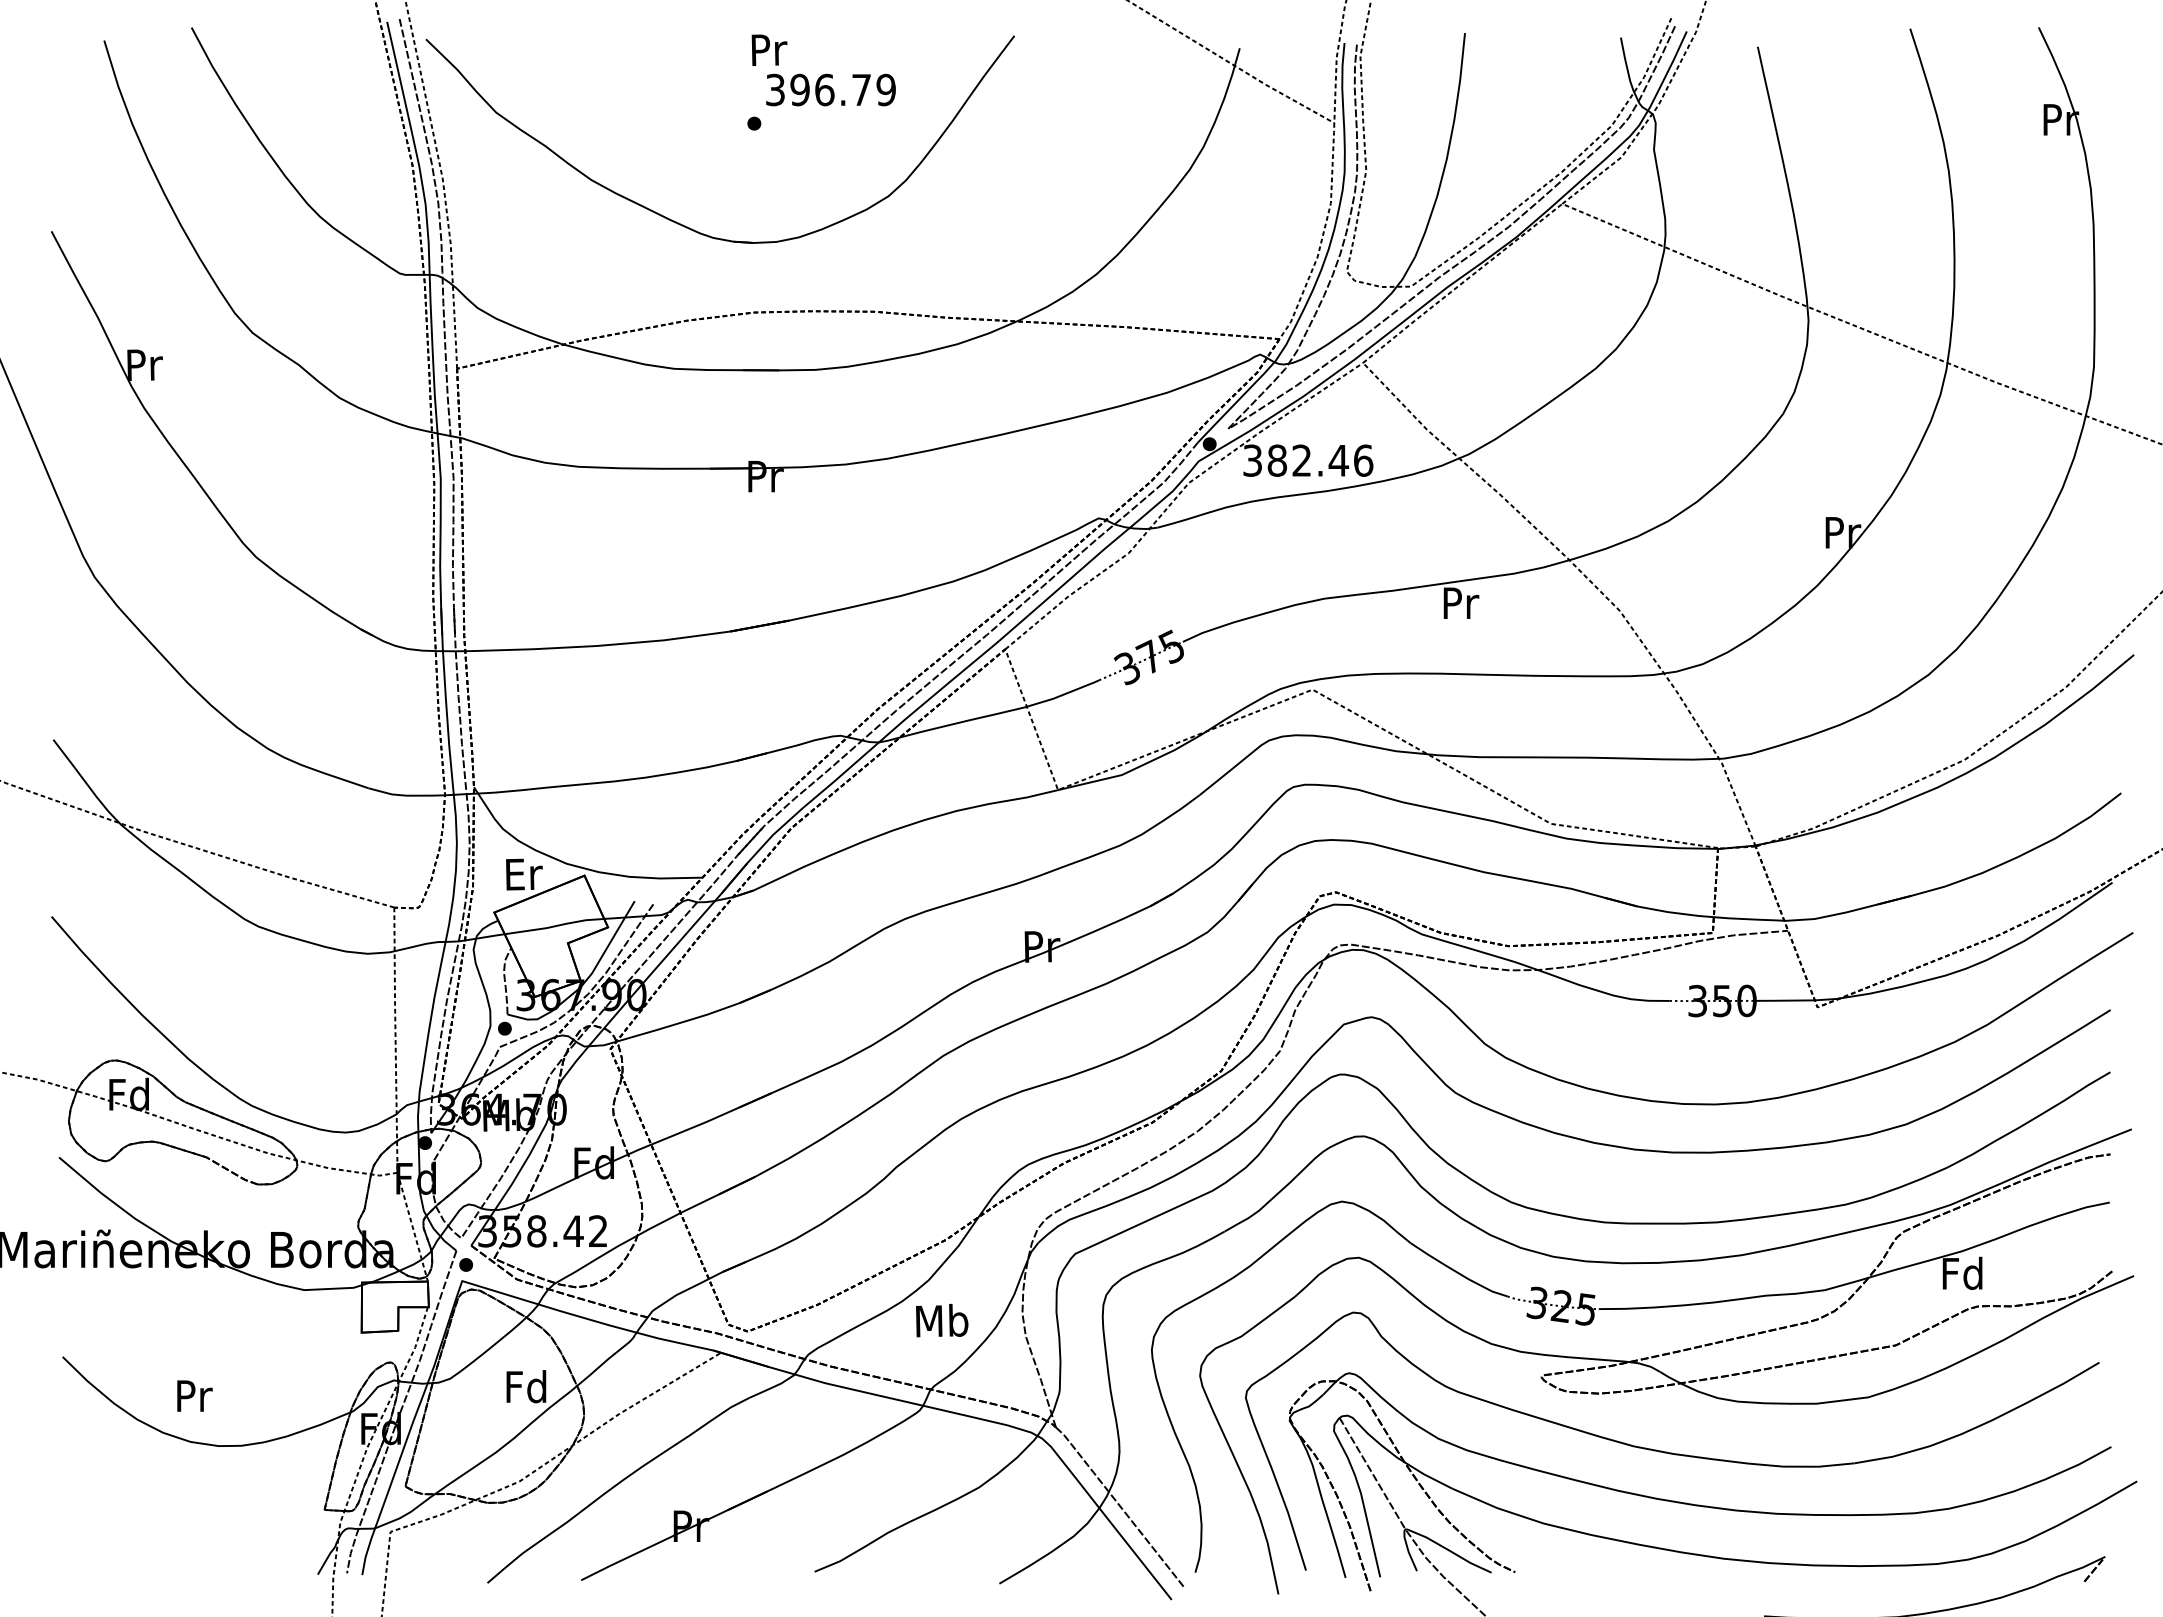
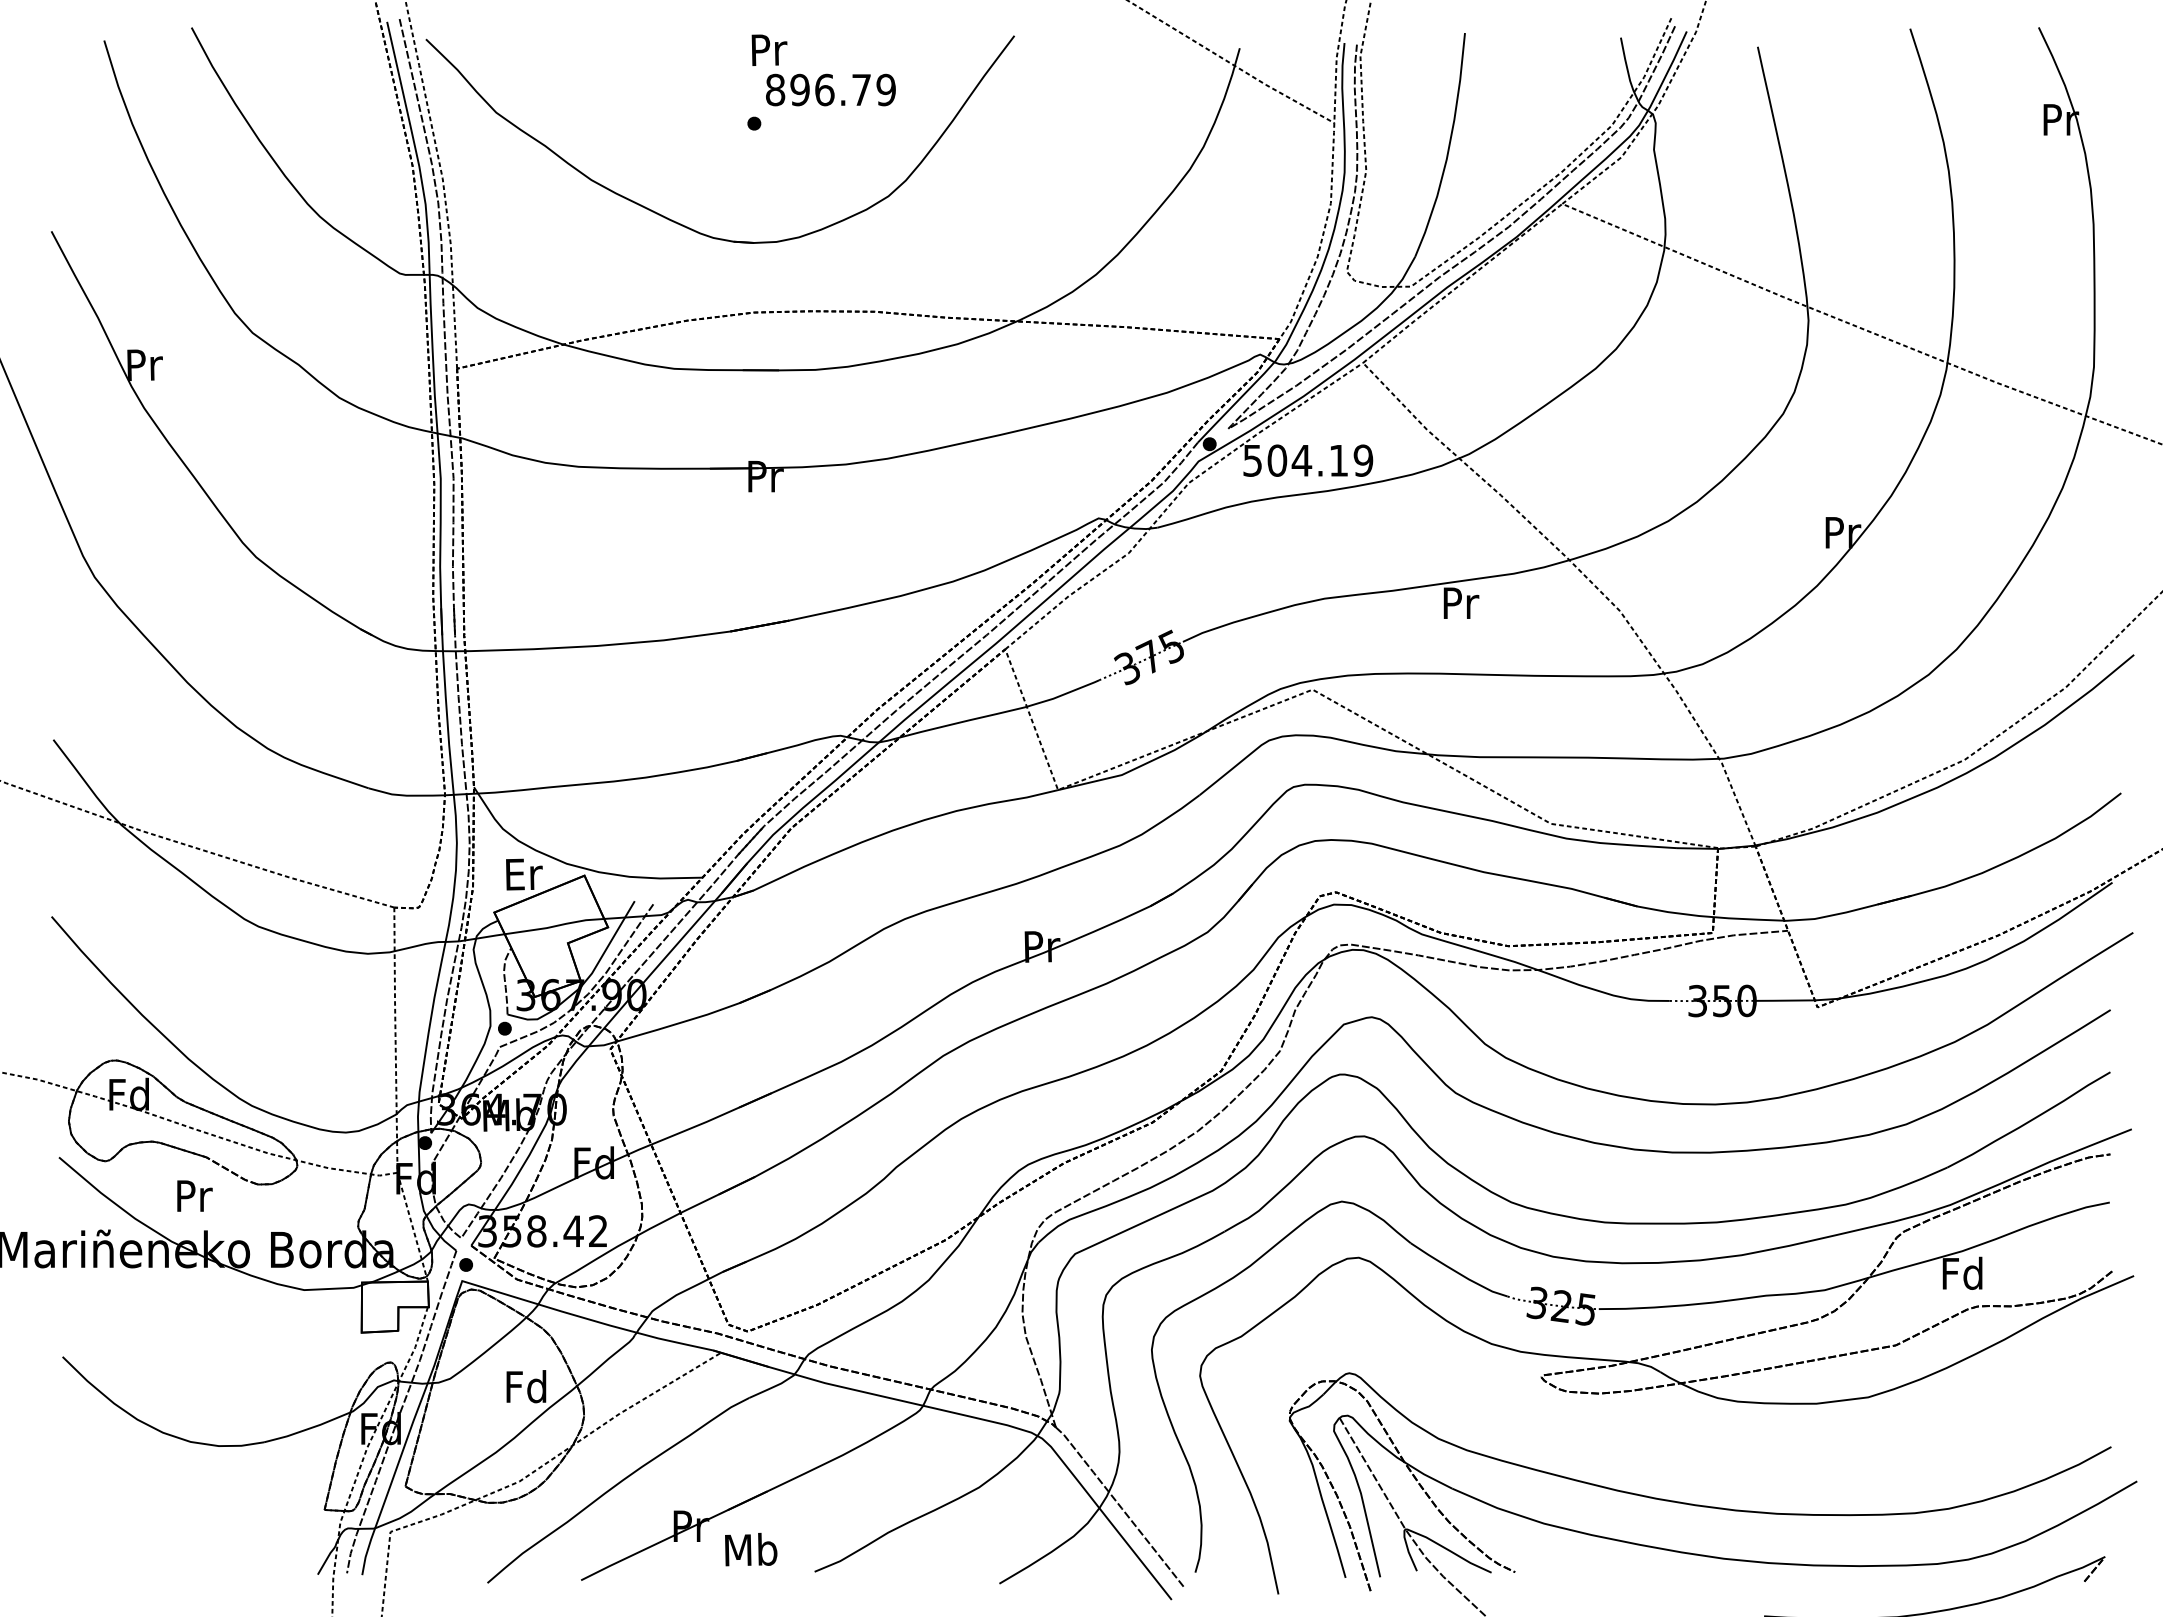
text: 396.79 -> 896.79 (775, 89)
text: 382.46 -> 504.19 (1308, 460)
text position: (942, 1320) -> (751, 1549) (751, 1549)
text position: (194, 1395) -> (194, 1195) (194, 1195)
part: present -> none (1672, 1452)
